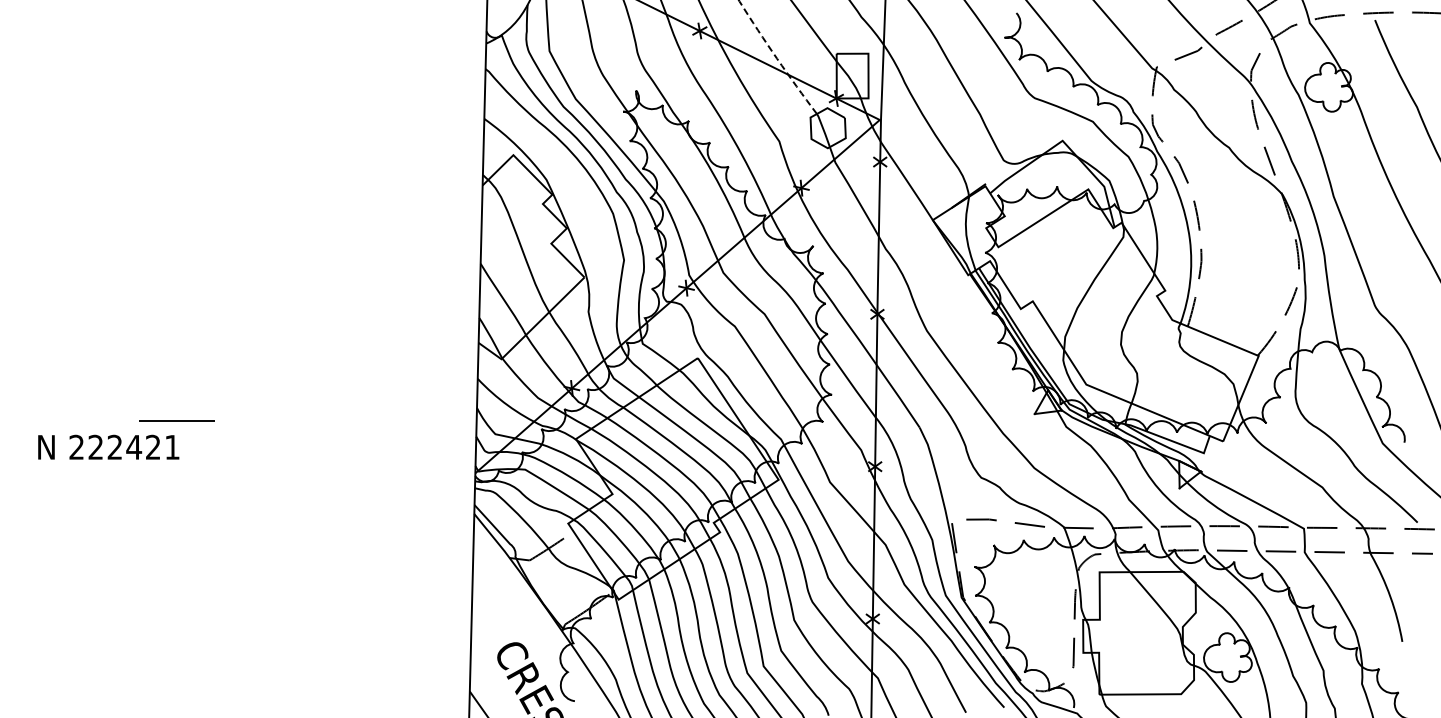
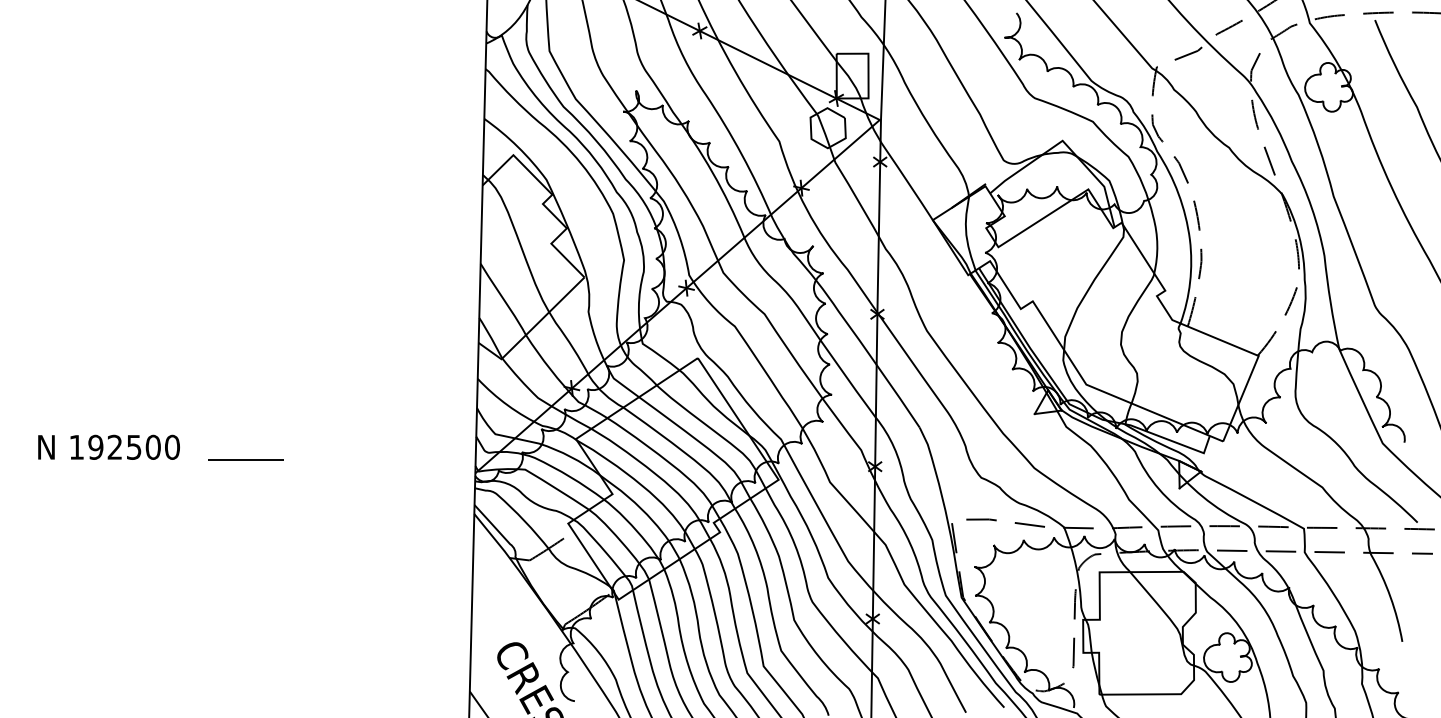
line: dashed -> solid (776, 57)
line position: (176, 420) -> (245, 459) (245, 459)
text: 222421 -> 192500 (124, 446)
